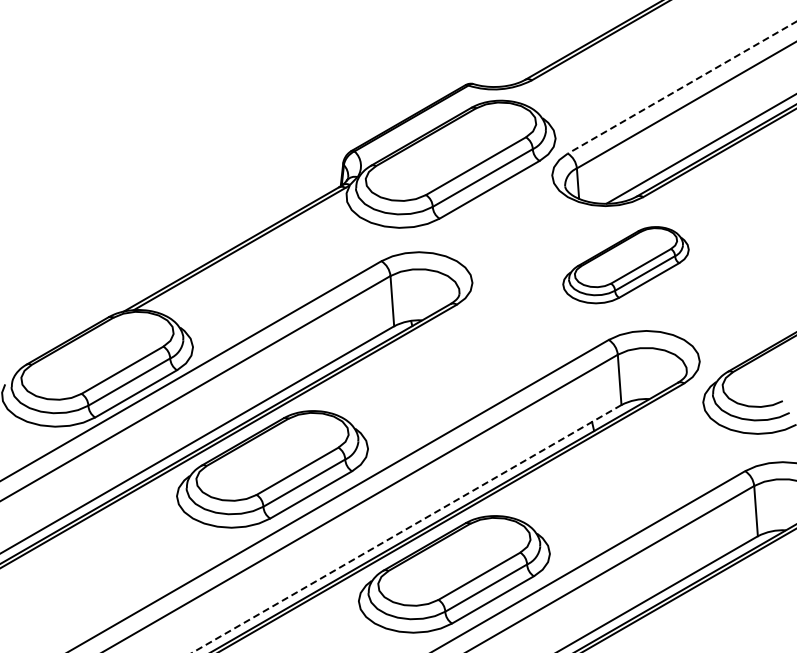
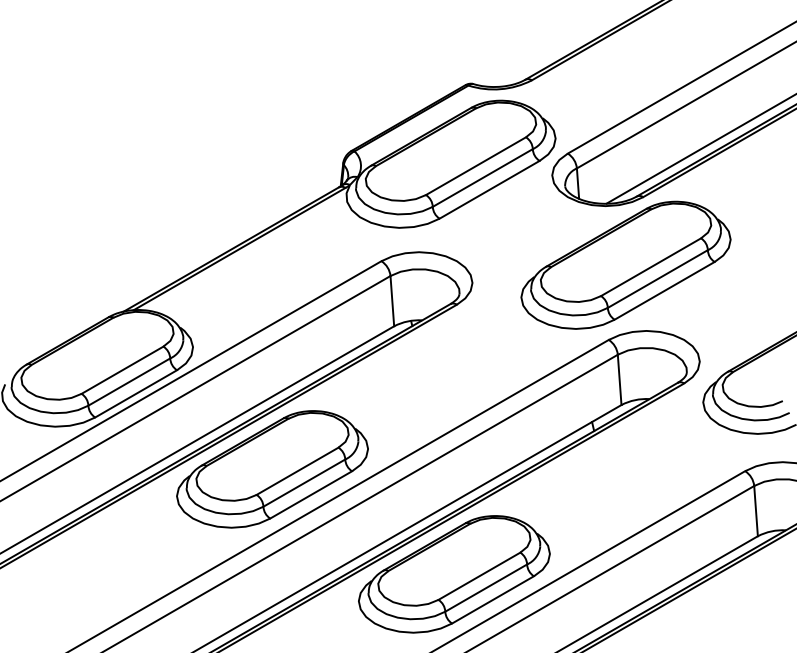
line: dashed -> solid (682, 87)
part size: 128x79 px -> 212x130 px (625, 264)
line: dashed -> solid (406, 529)
